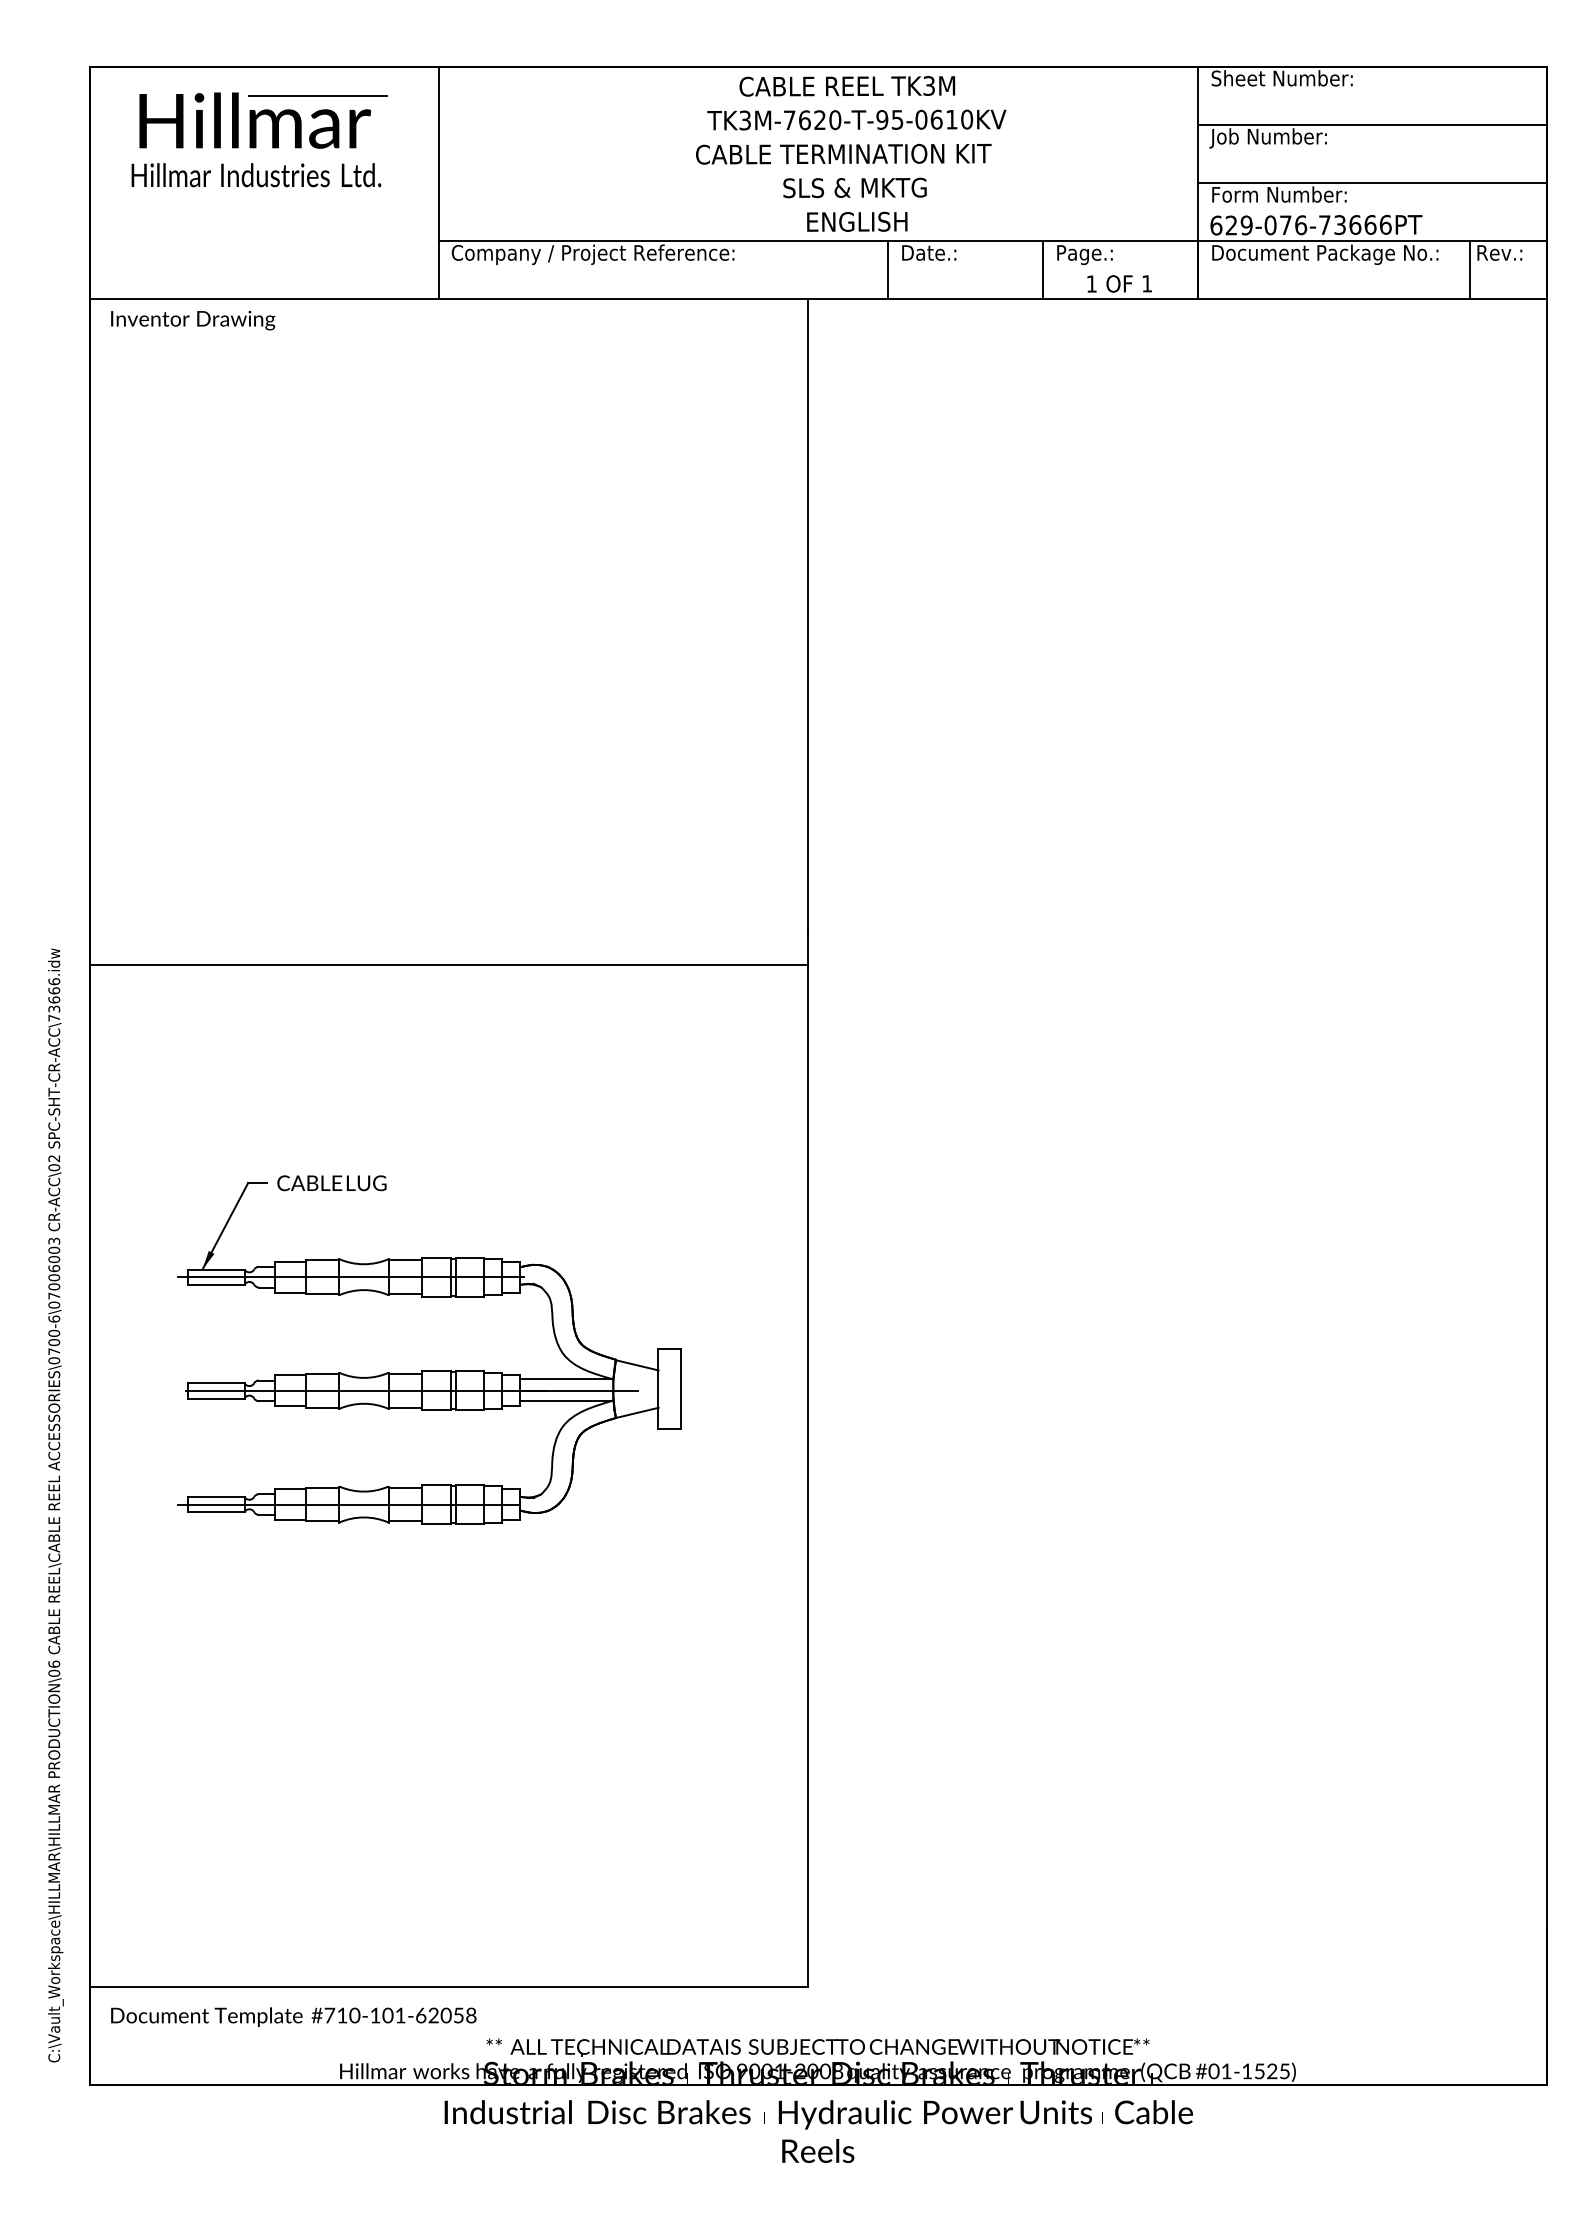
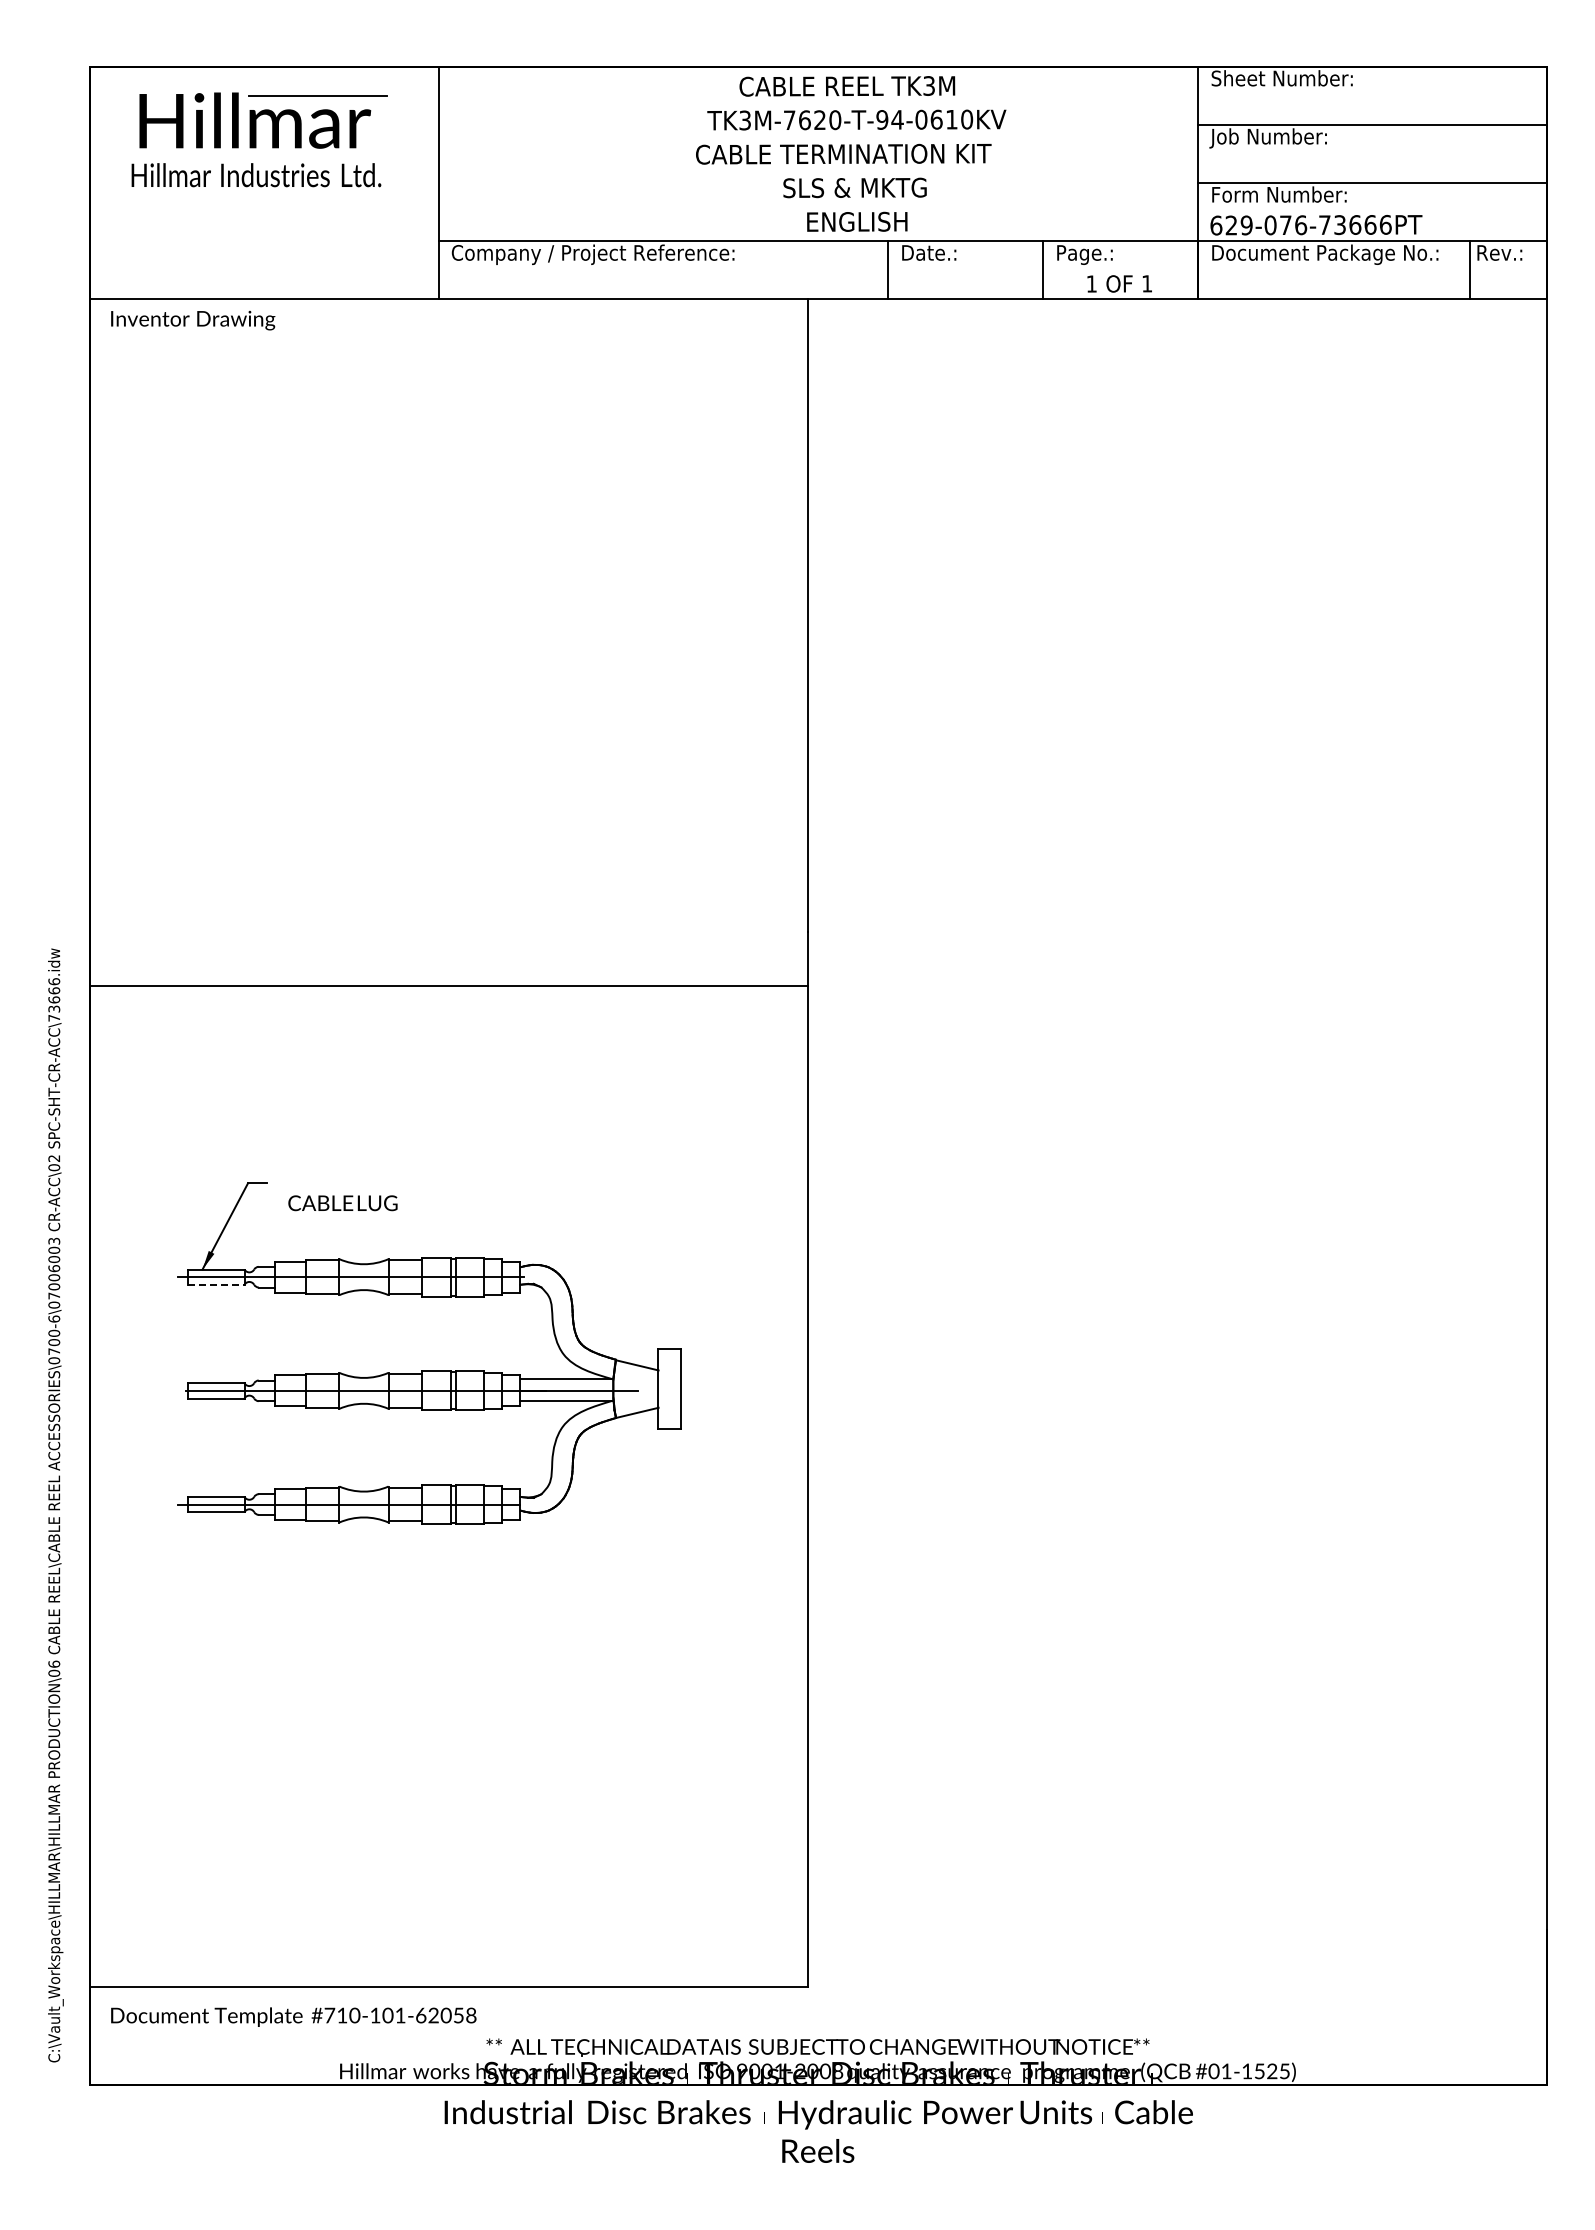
text: TK3M-7620-T-95-0610KV -> TK3M-7620-T-94-0610KV (897, 119)
line position: (448, 964) -> (448, 985) (448, 985)
text position: (331, 1183) -> (342, 1203) (342, 1203)
line: solid -> dashed (216, 1284)
